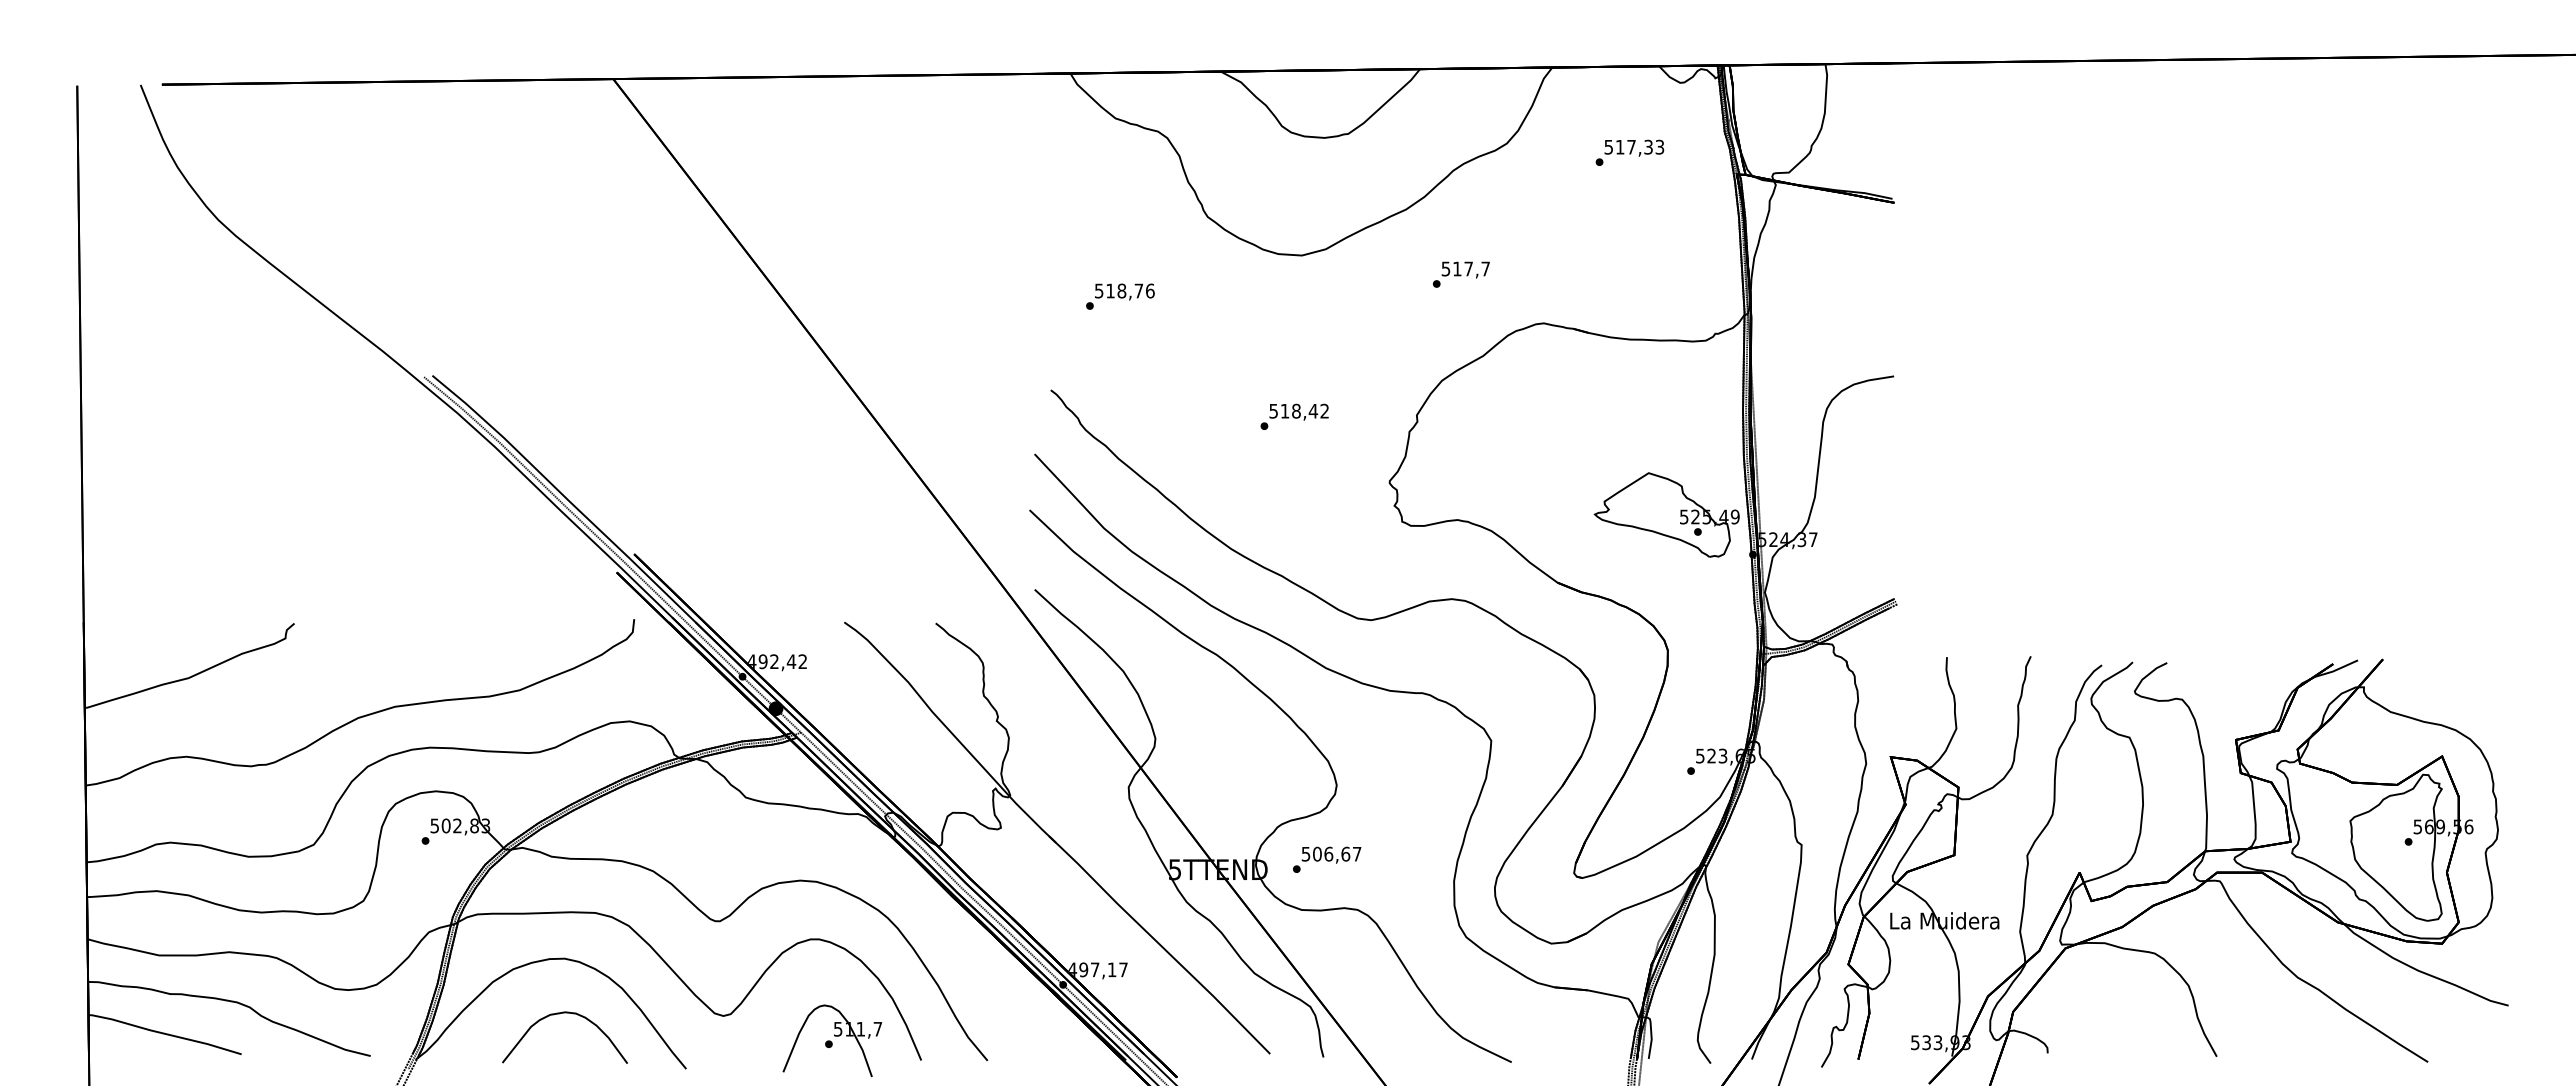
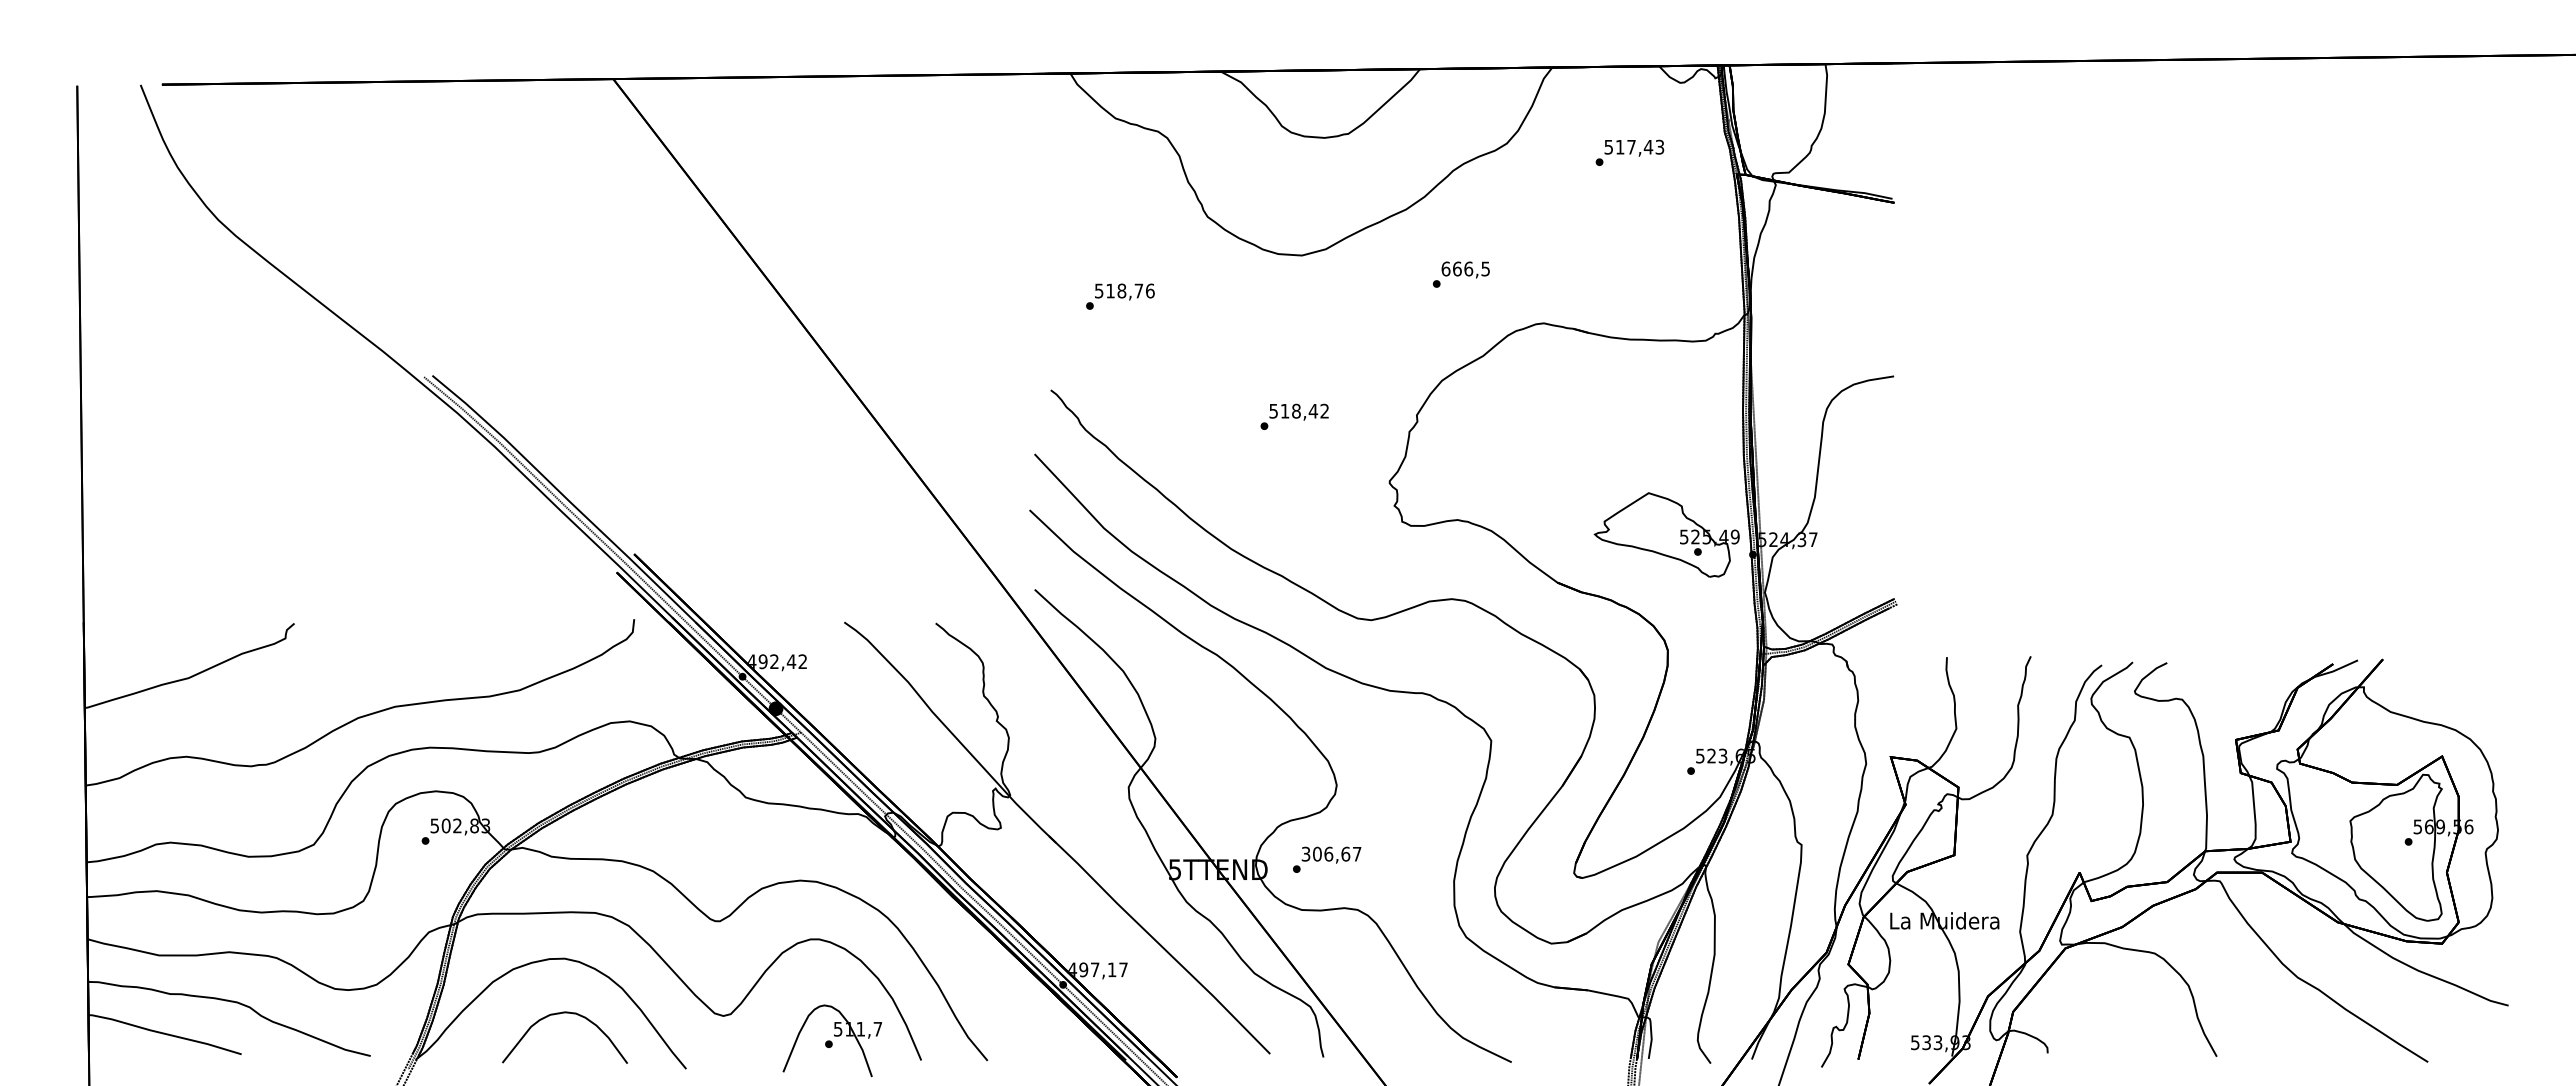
text: 517,33 -> 517,43 (1648, 146)
text: 517,7 -> 666,5 (1465, 268)
part position: (1666, 514) -> (1666, 534) (1666, 534)
text: 506,67 -> 306,67 (1306, 853)
